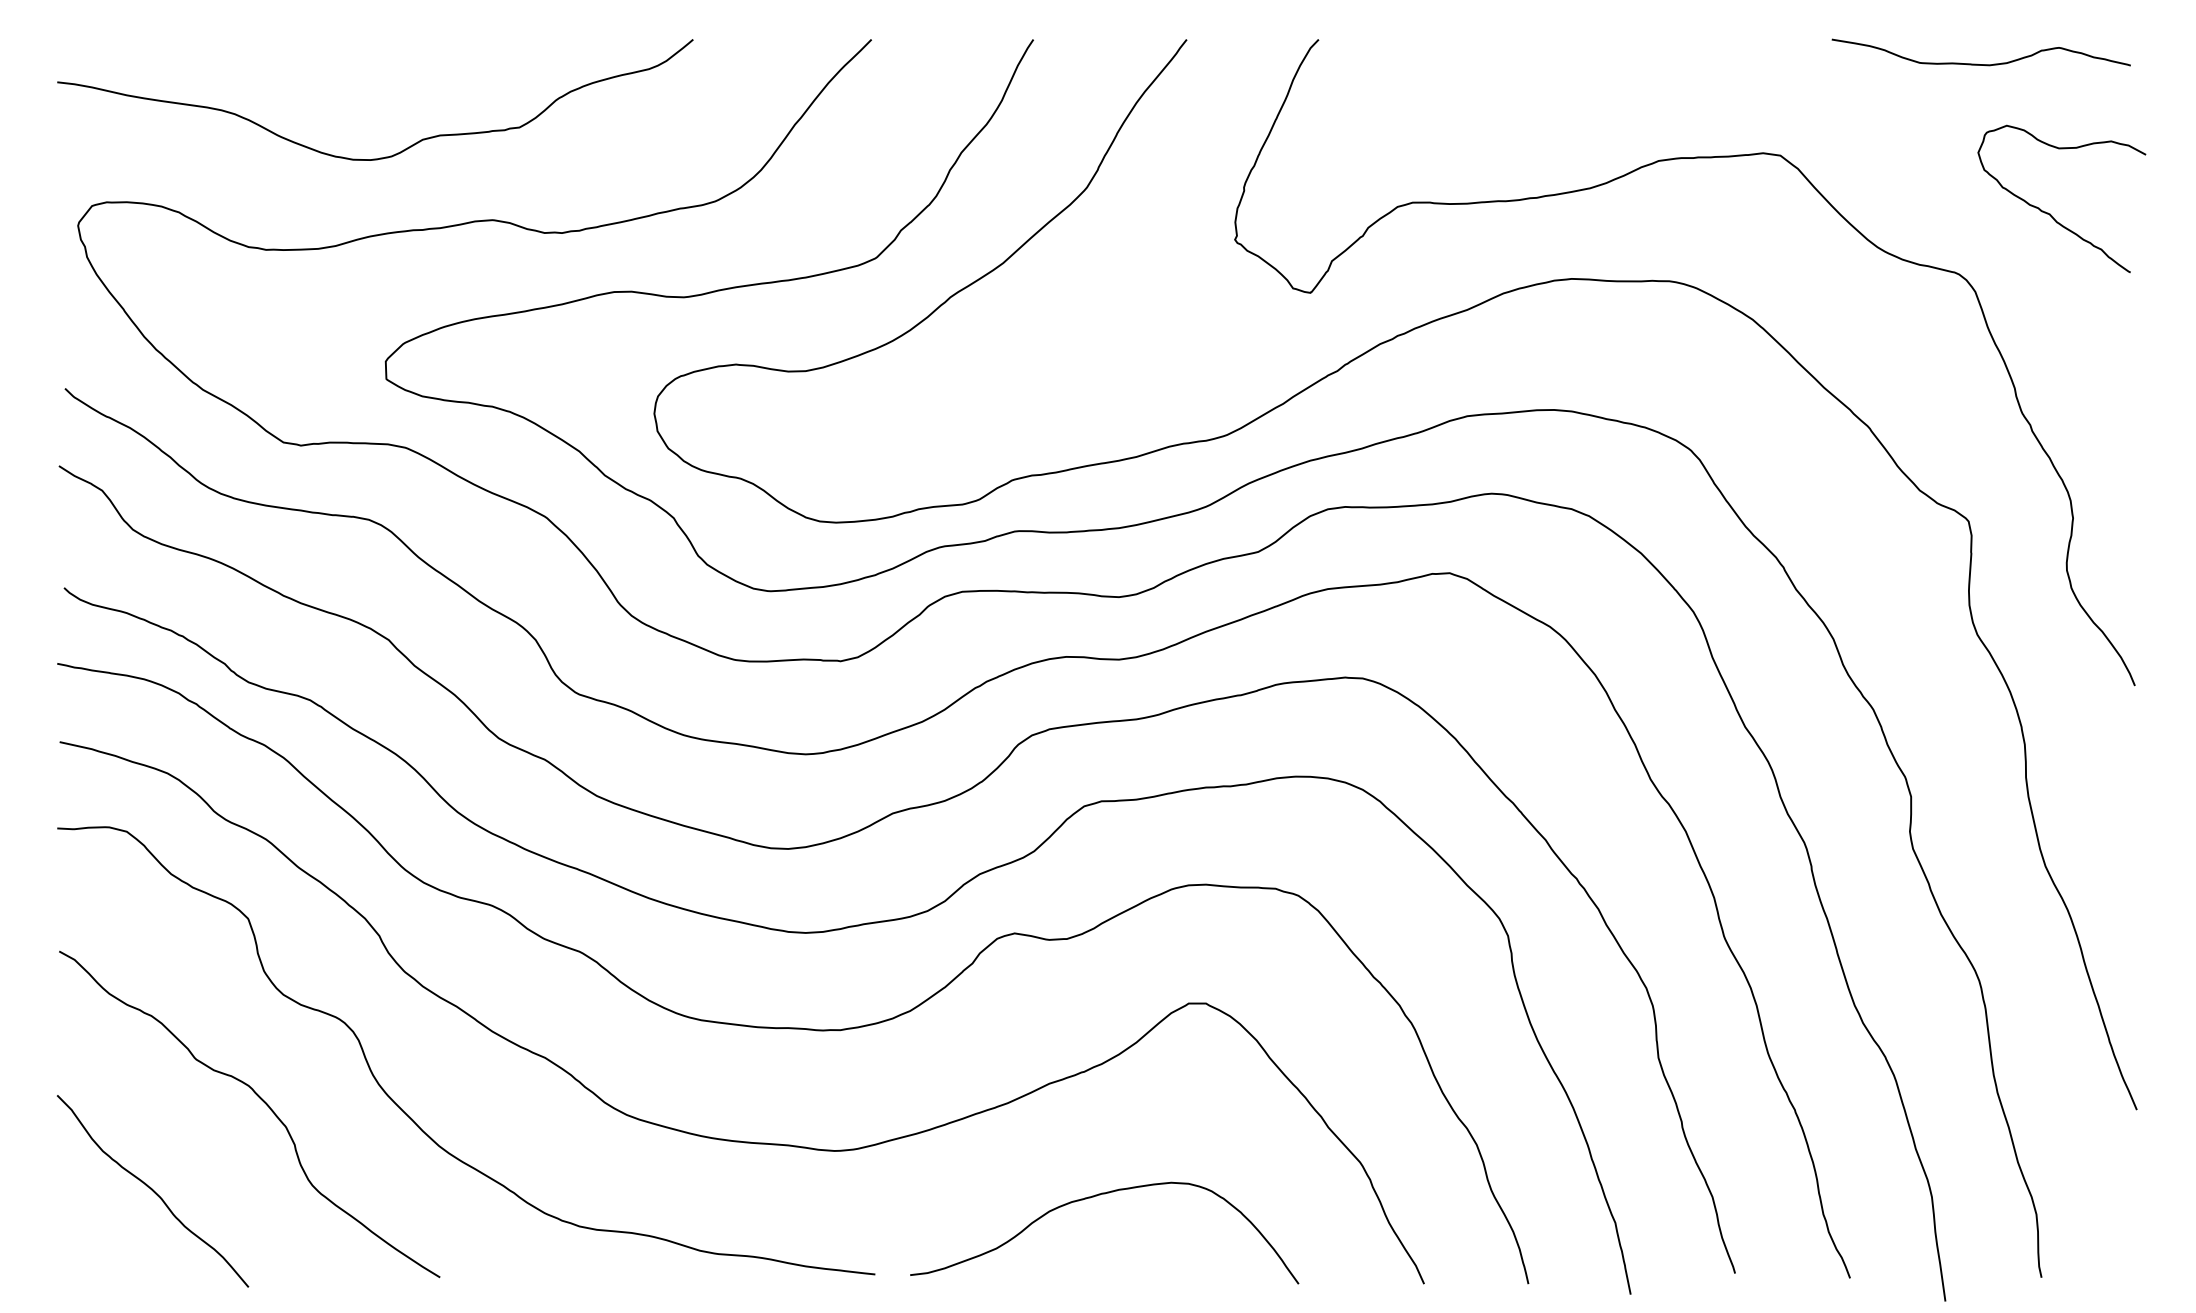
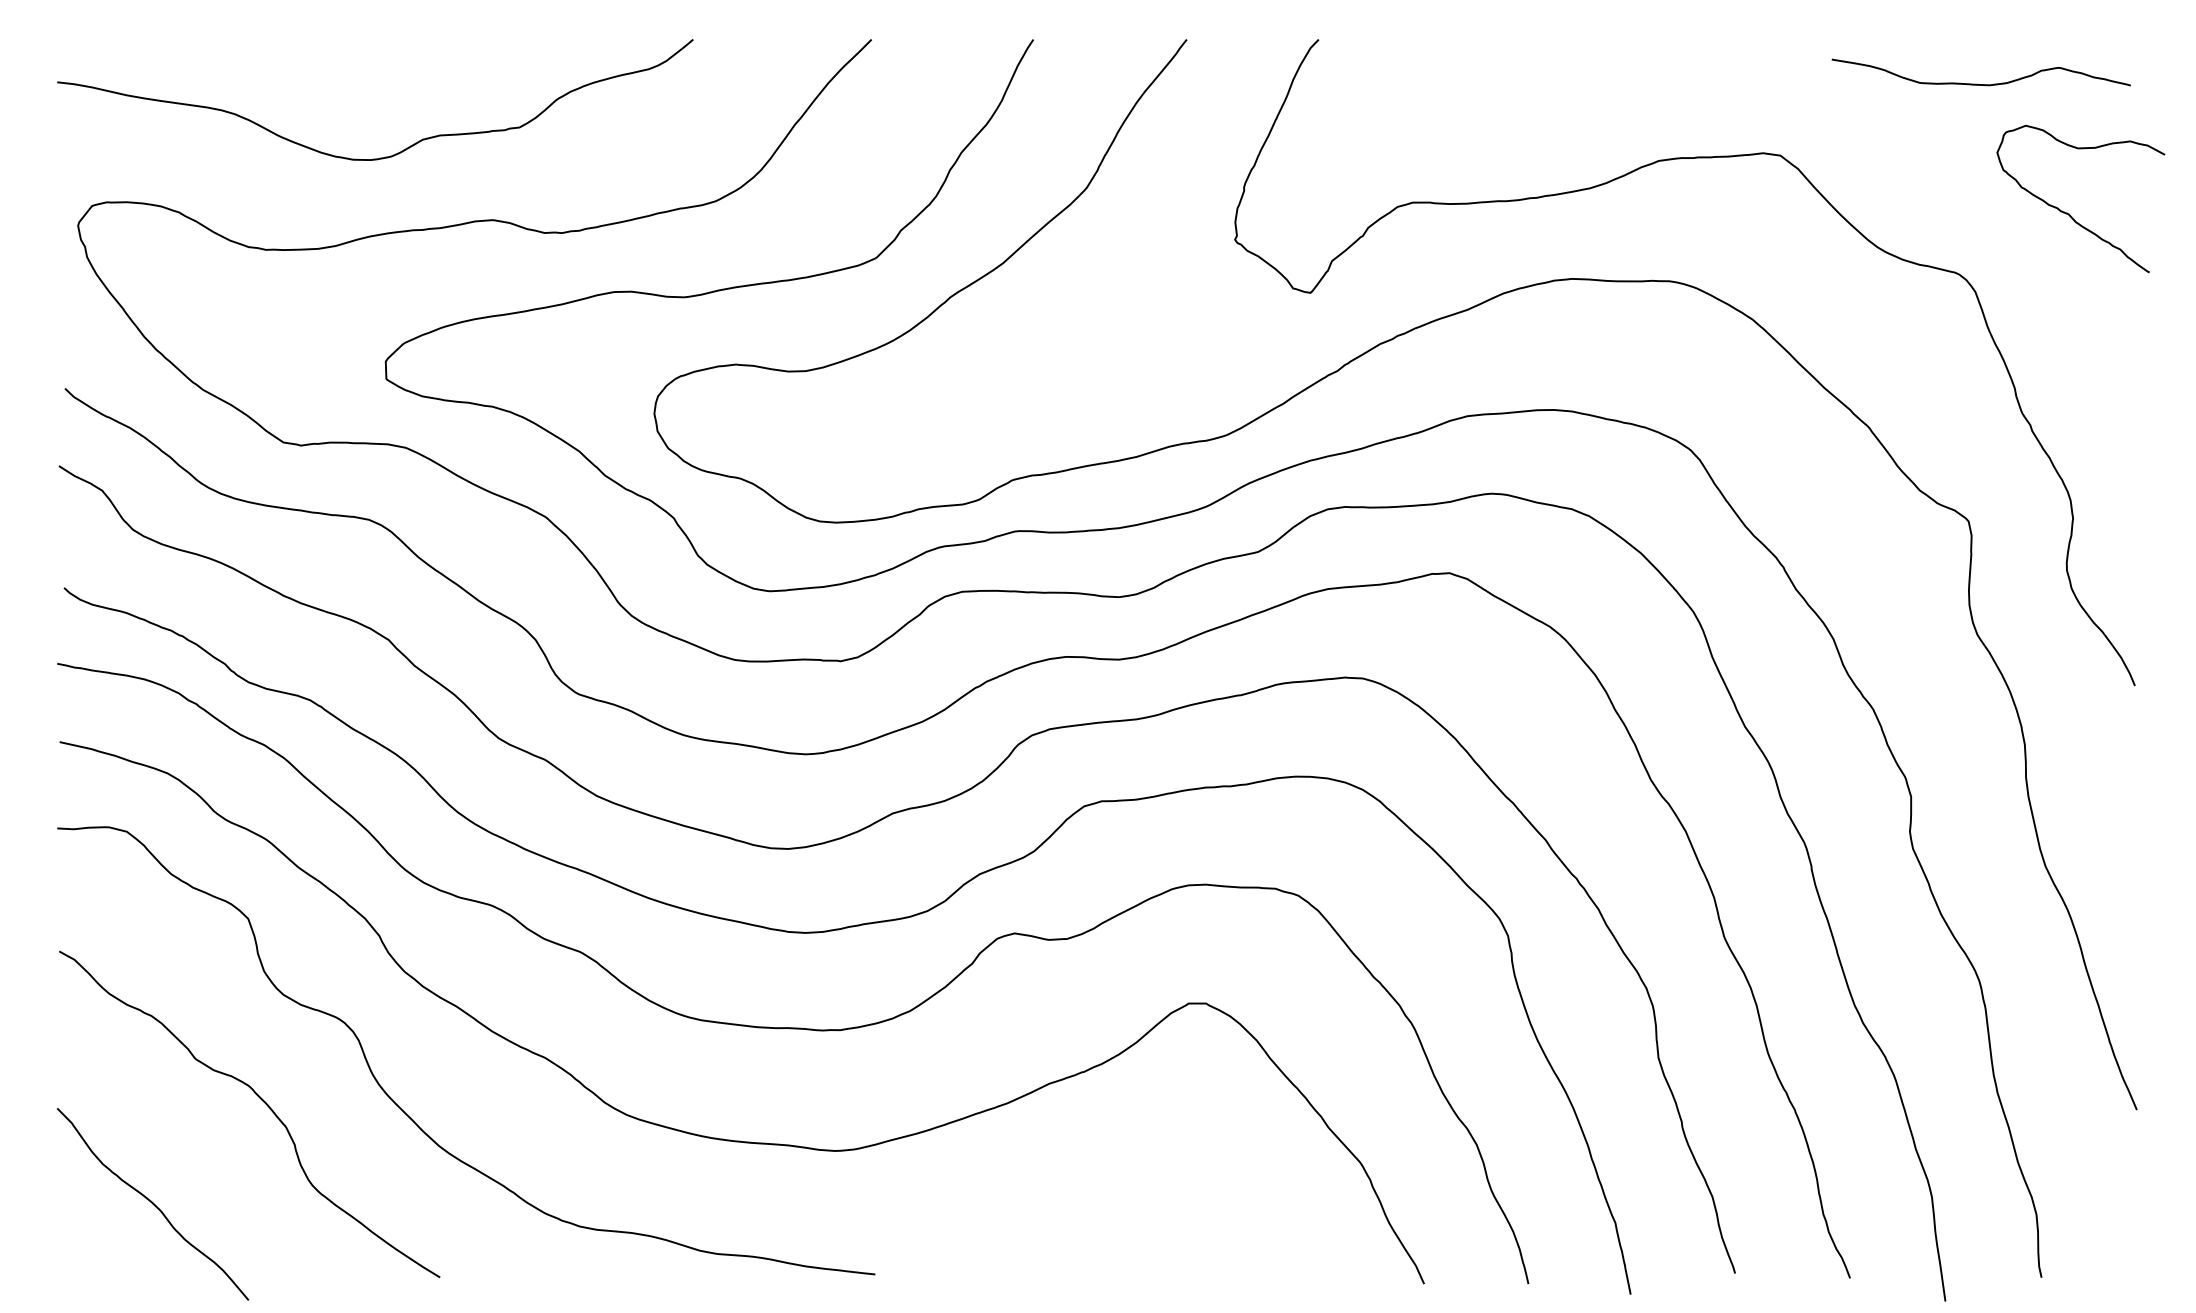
curve position: (1977, 63) -> (1977, 83) (1977, 83)
curve position: (2050, 213) -> (2069, 213) (2069, 213)
curve position: (153, 1191) -> (153, 1204) (153, 1204)
curve: present -> none (1097, 1196)
